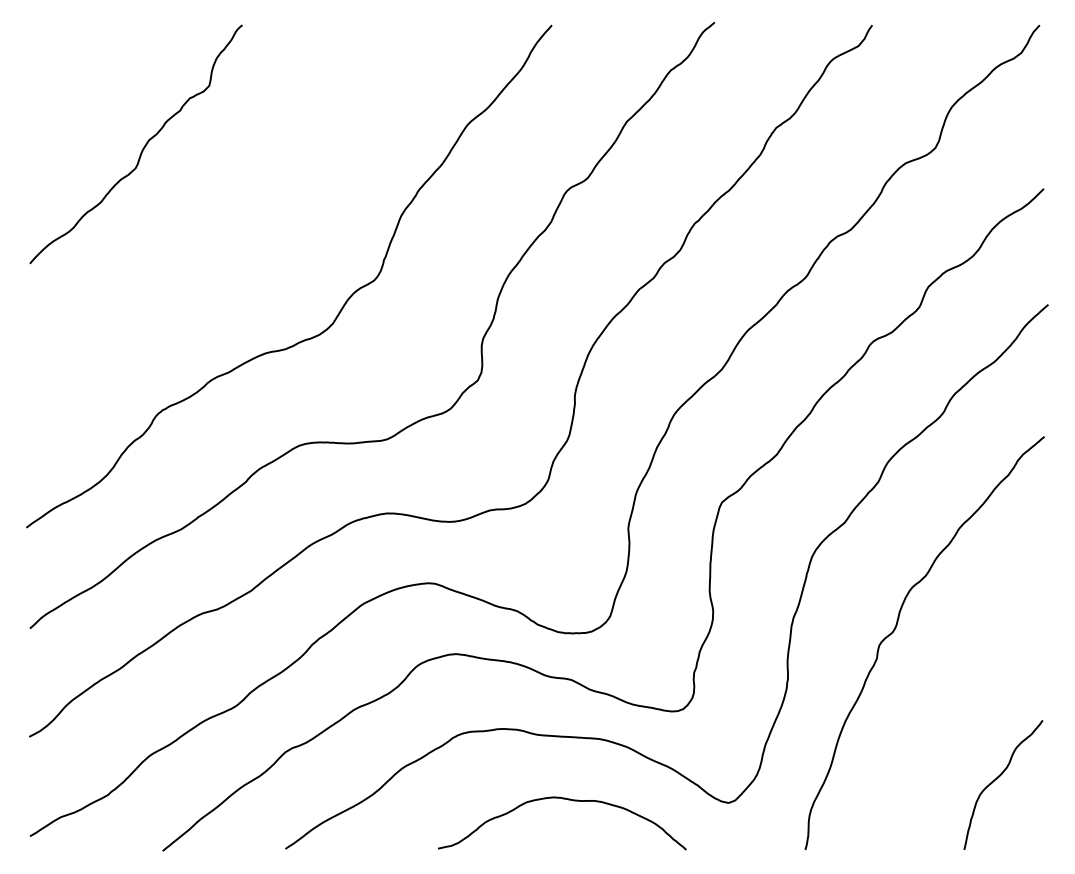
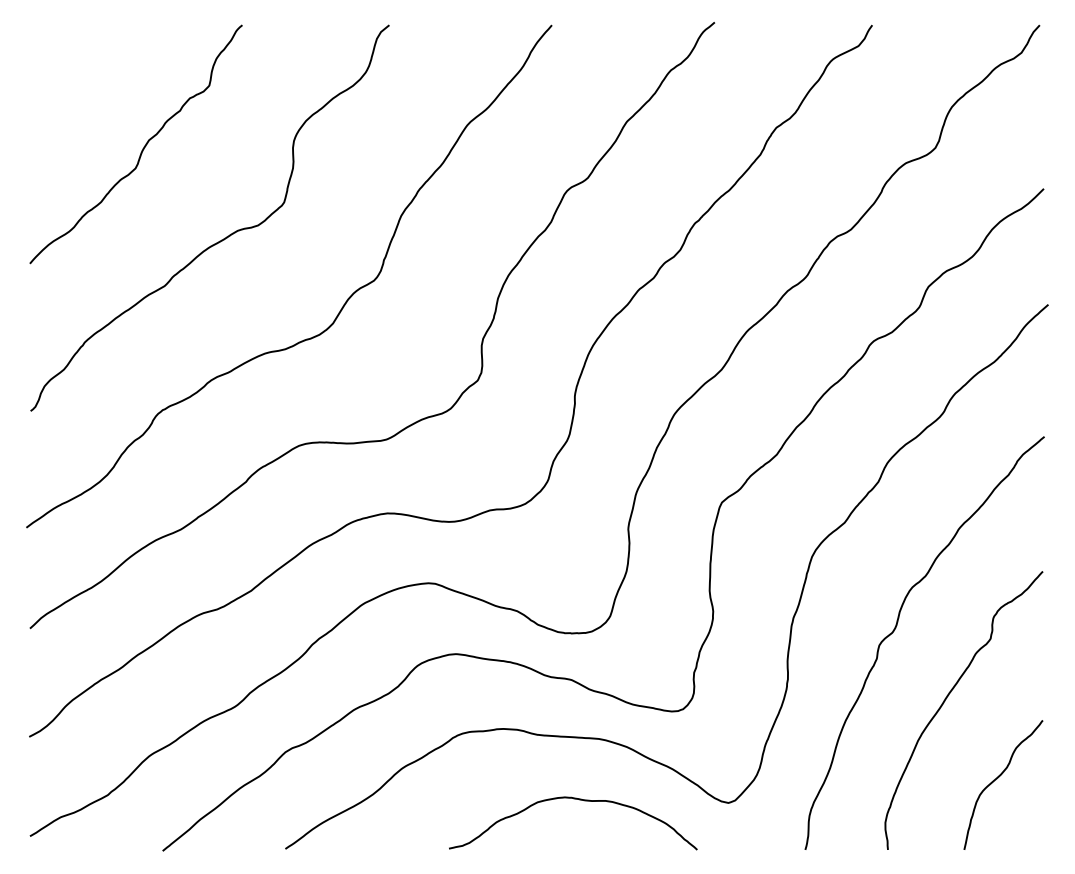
curve: none -> present (221, 239)
curve: none -> present (947, 698)
curve position: (568, 800) -> (579, 800) (579, 800)
